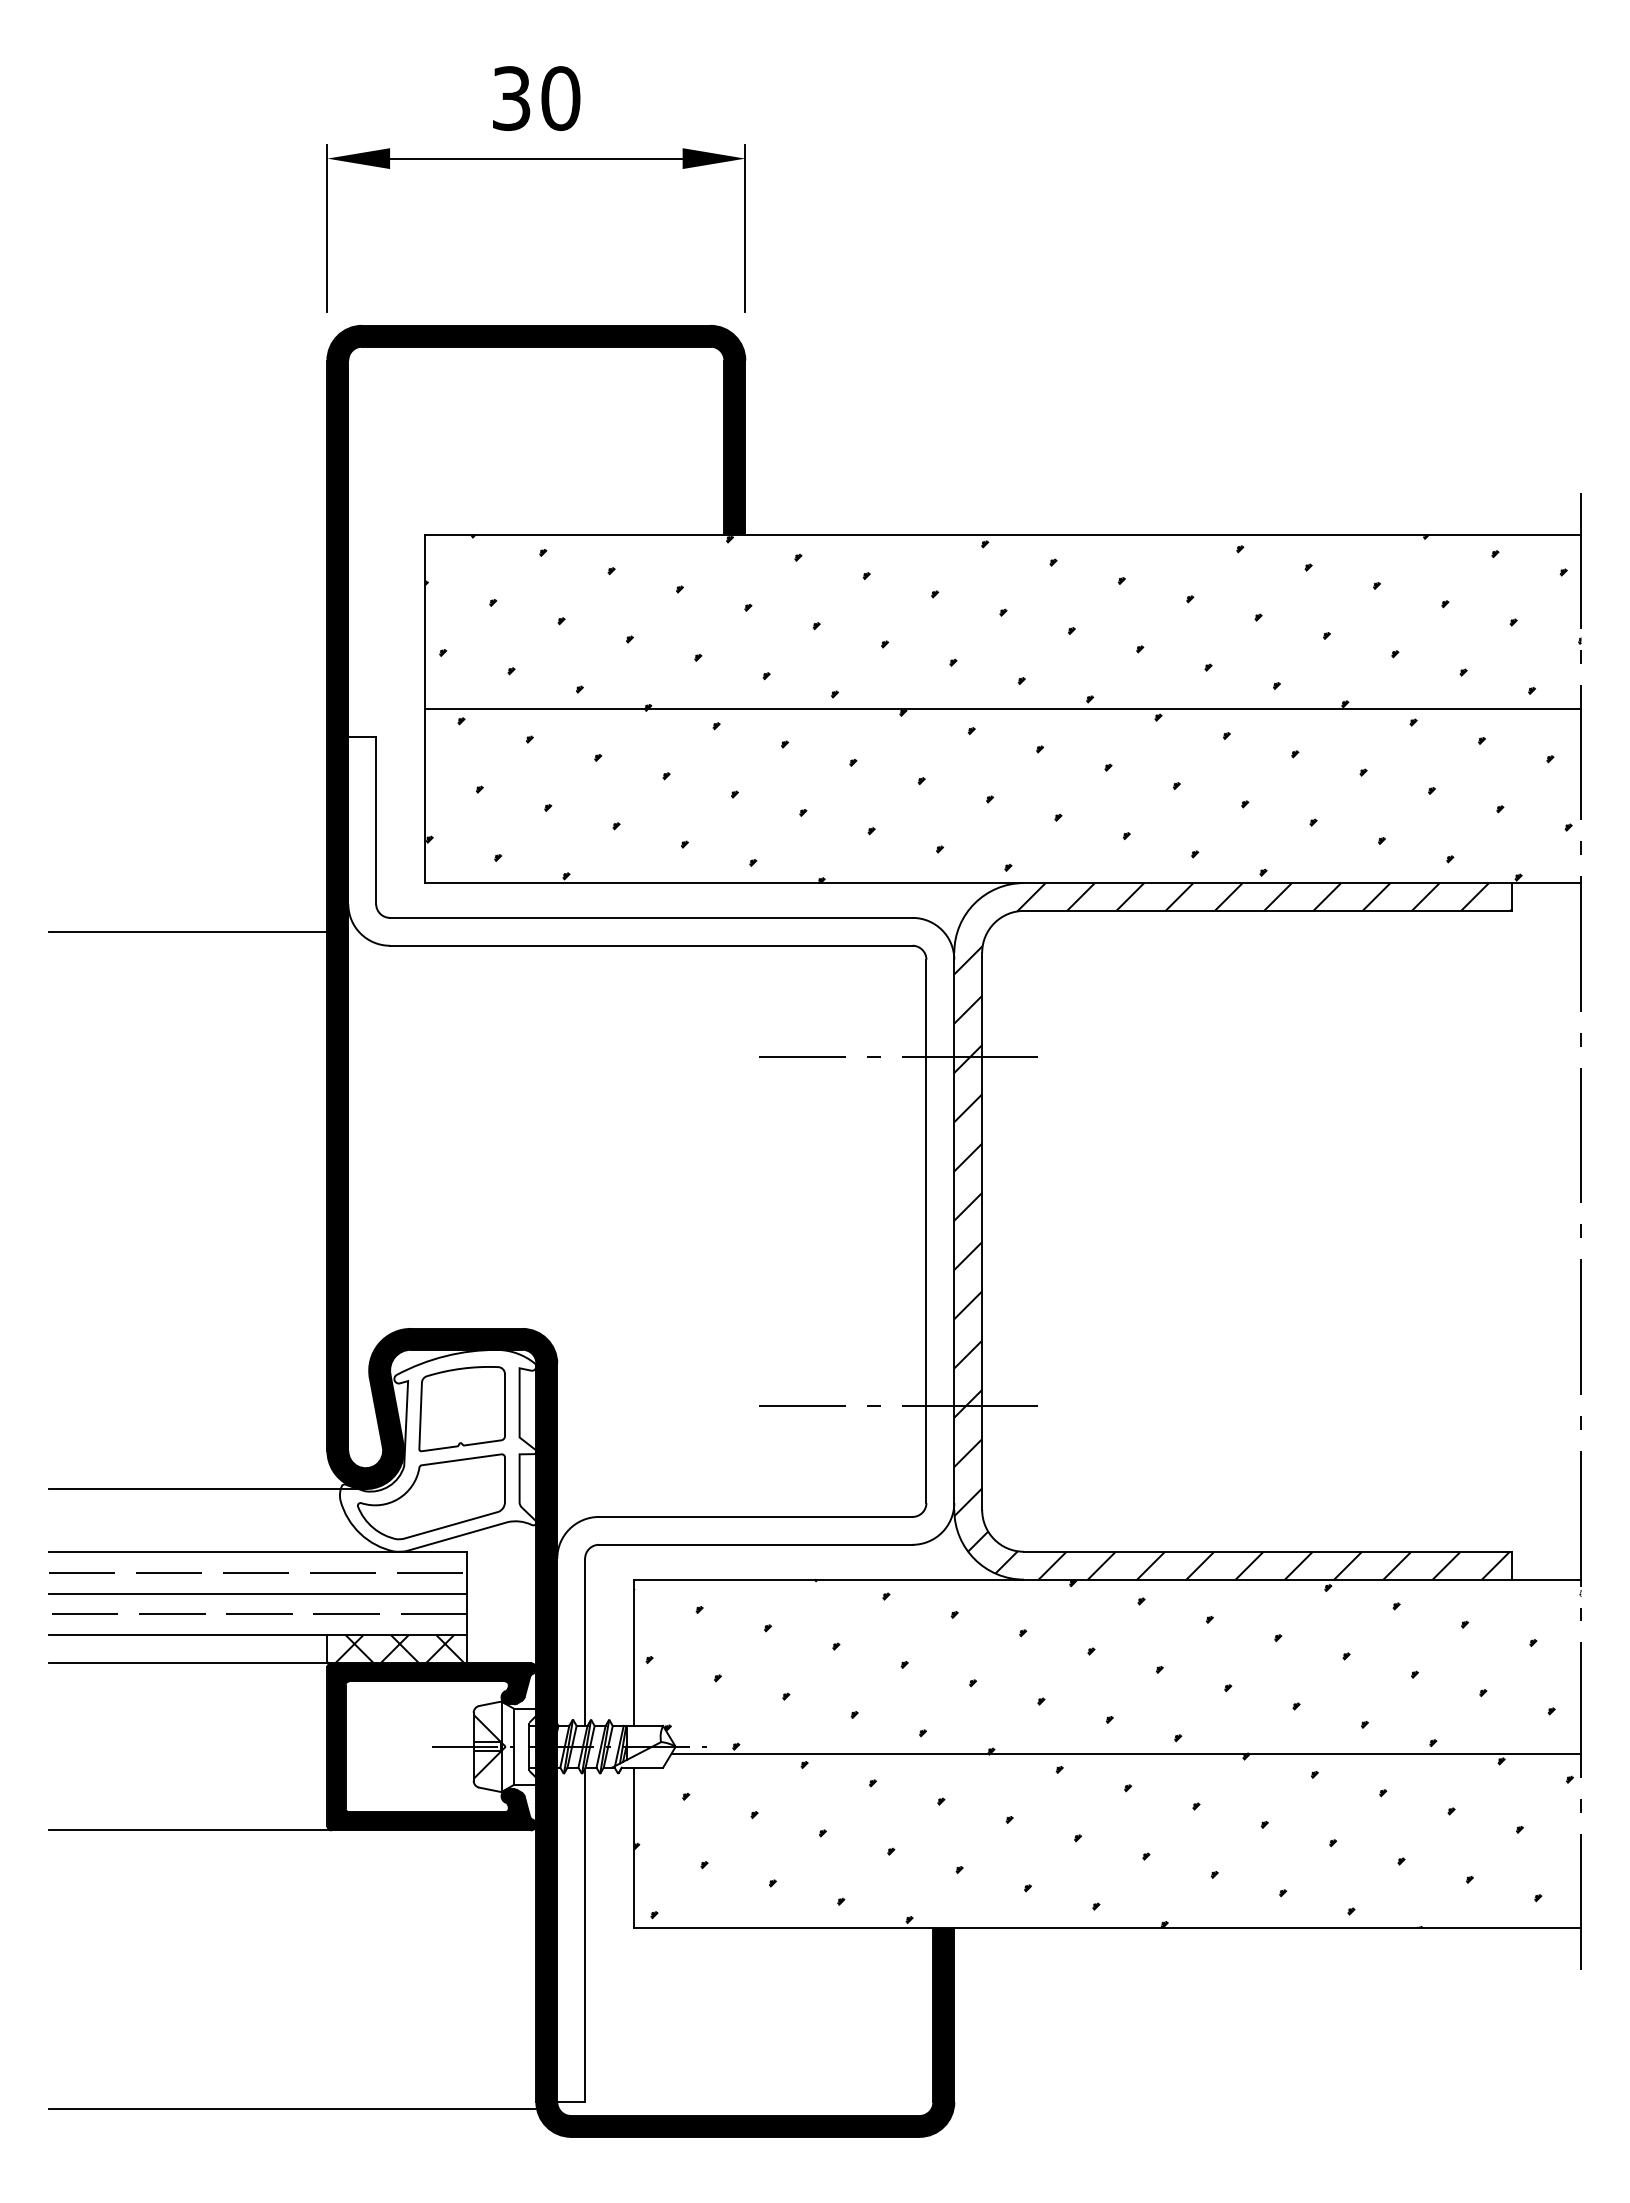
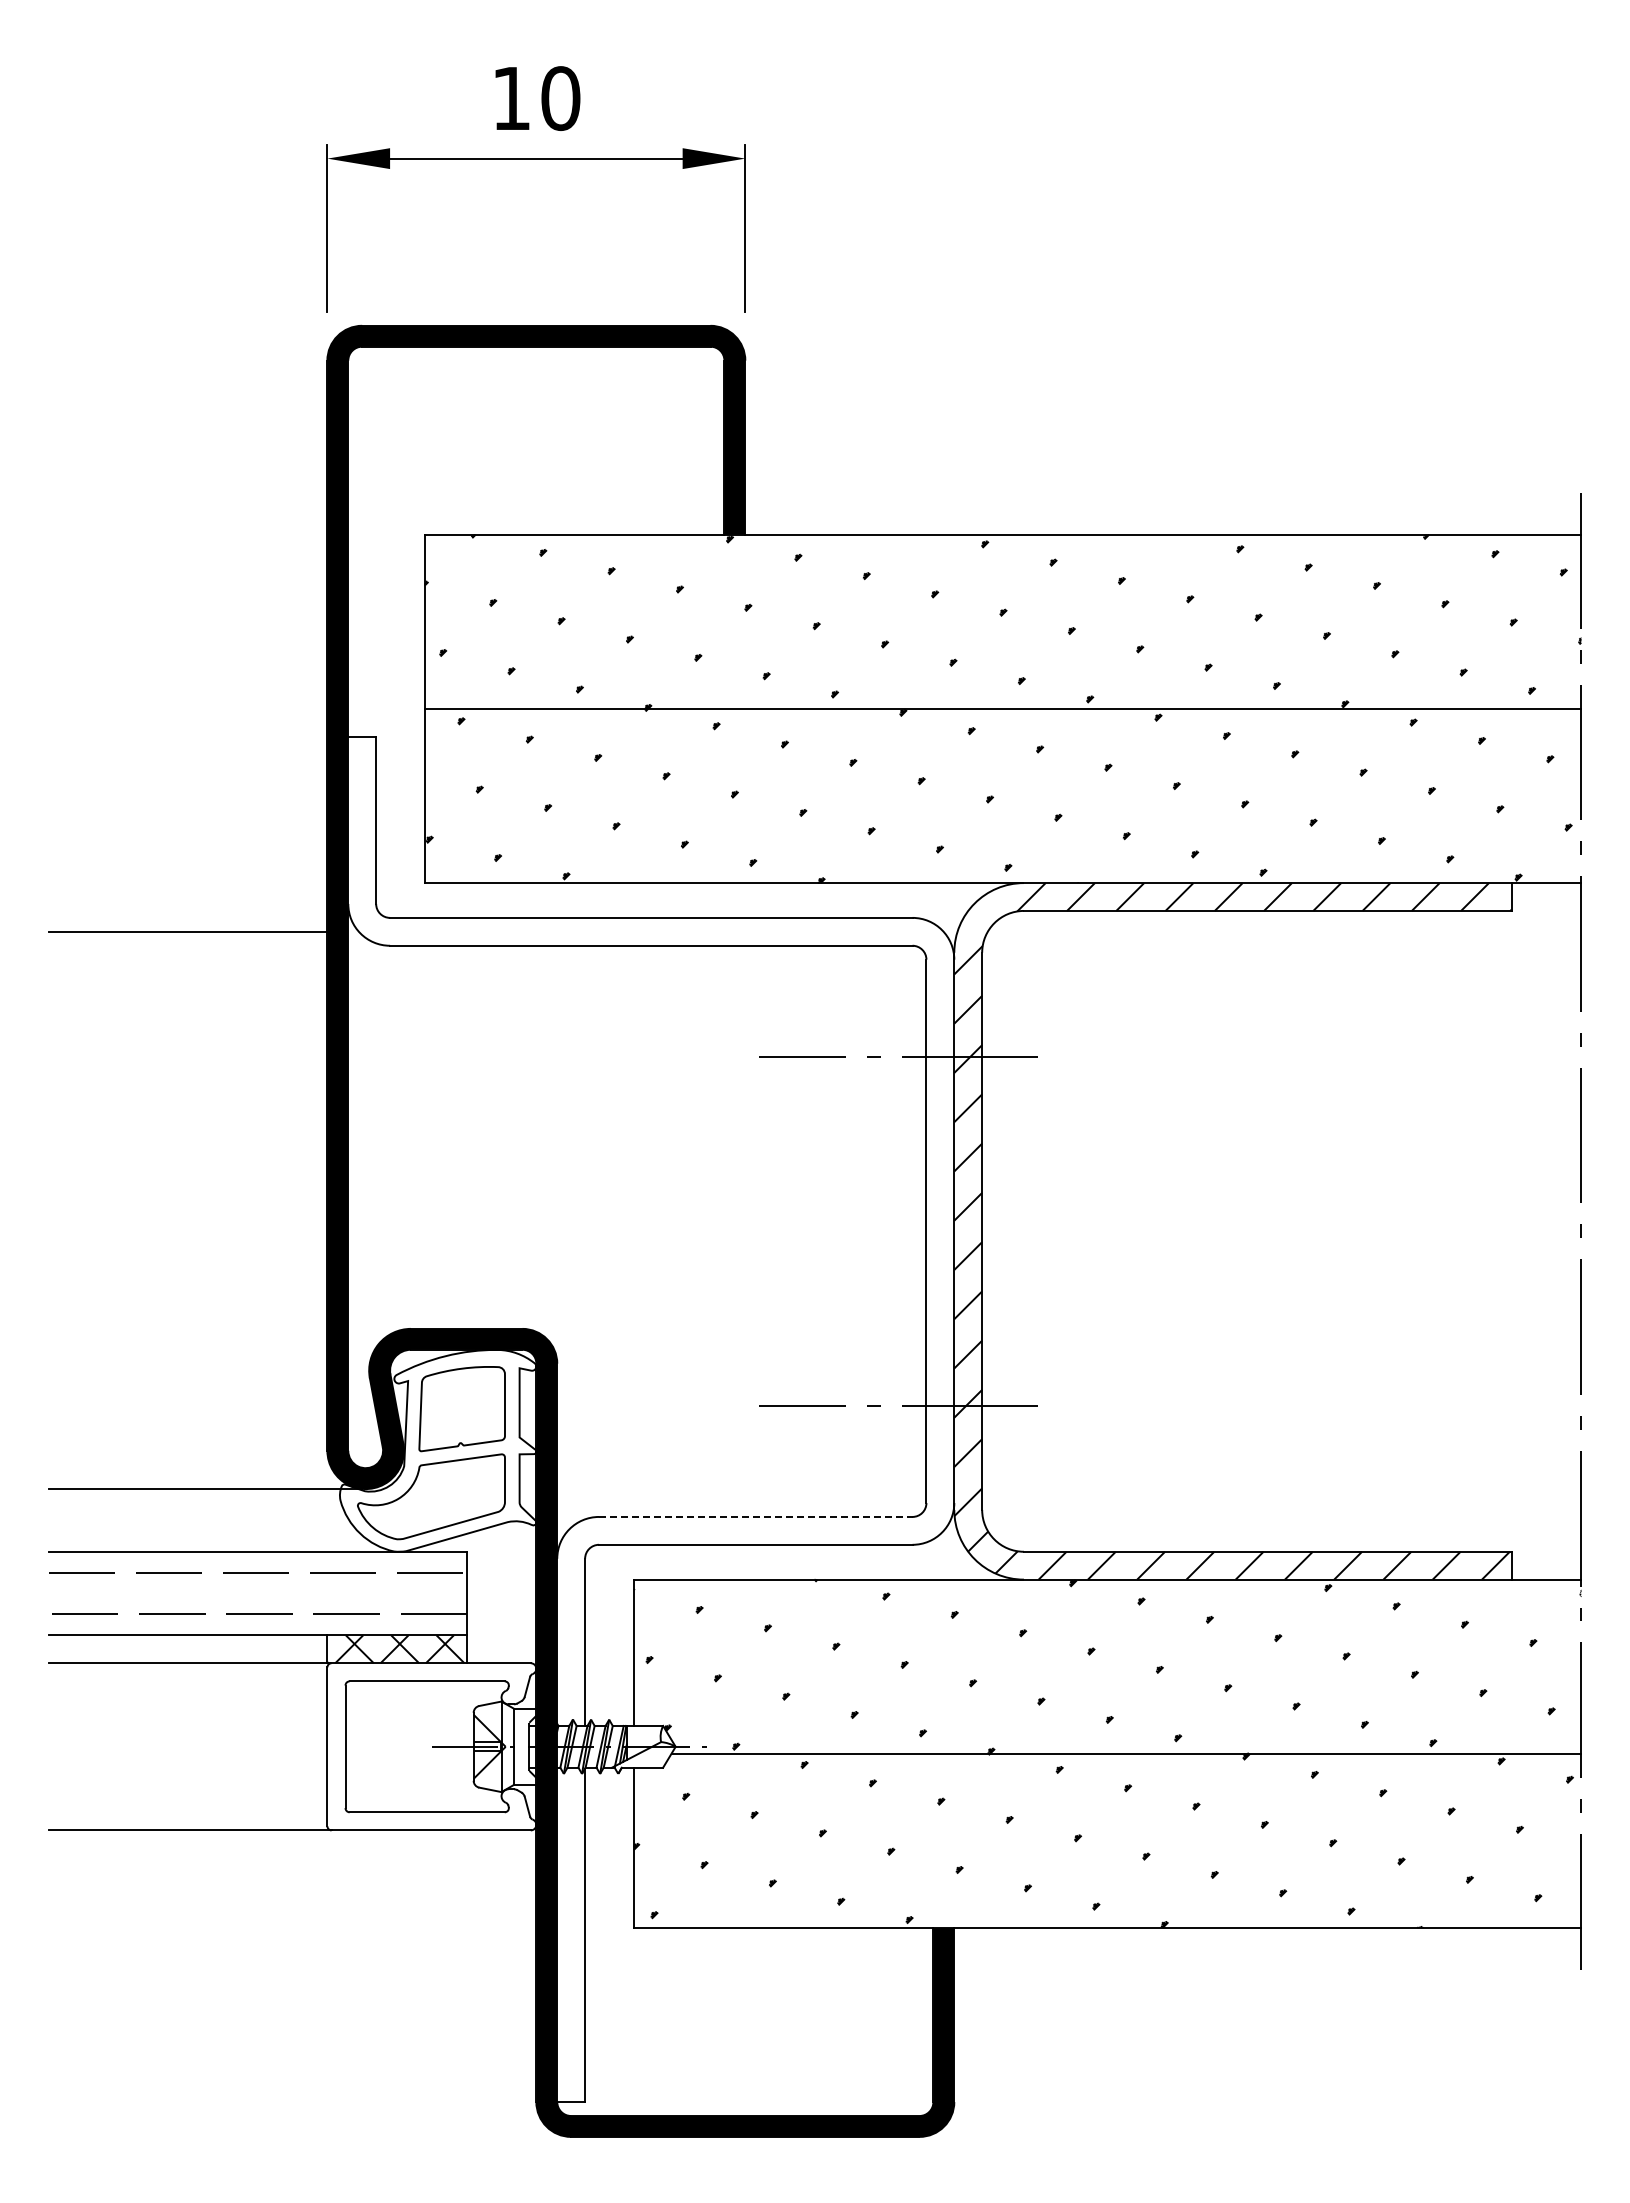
text: 30 -> 10 (511, 98)
line: solid -> dashed (755, 1516)
line: present -> none (257, 1593)
fill: present -> none (431, 1746)
line: present -> none (292, 2109)
